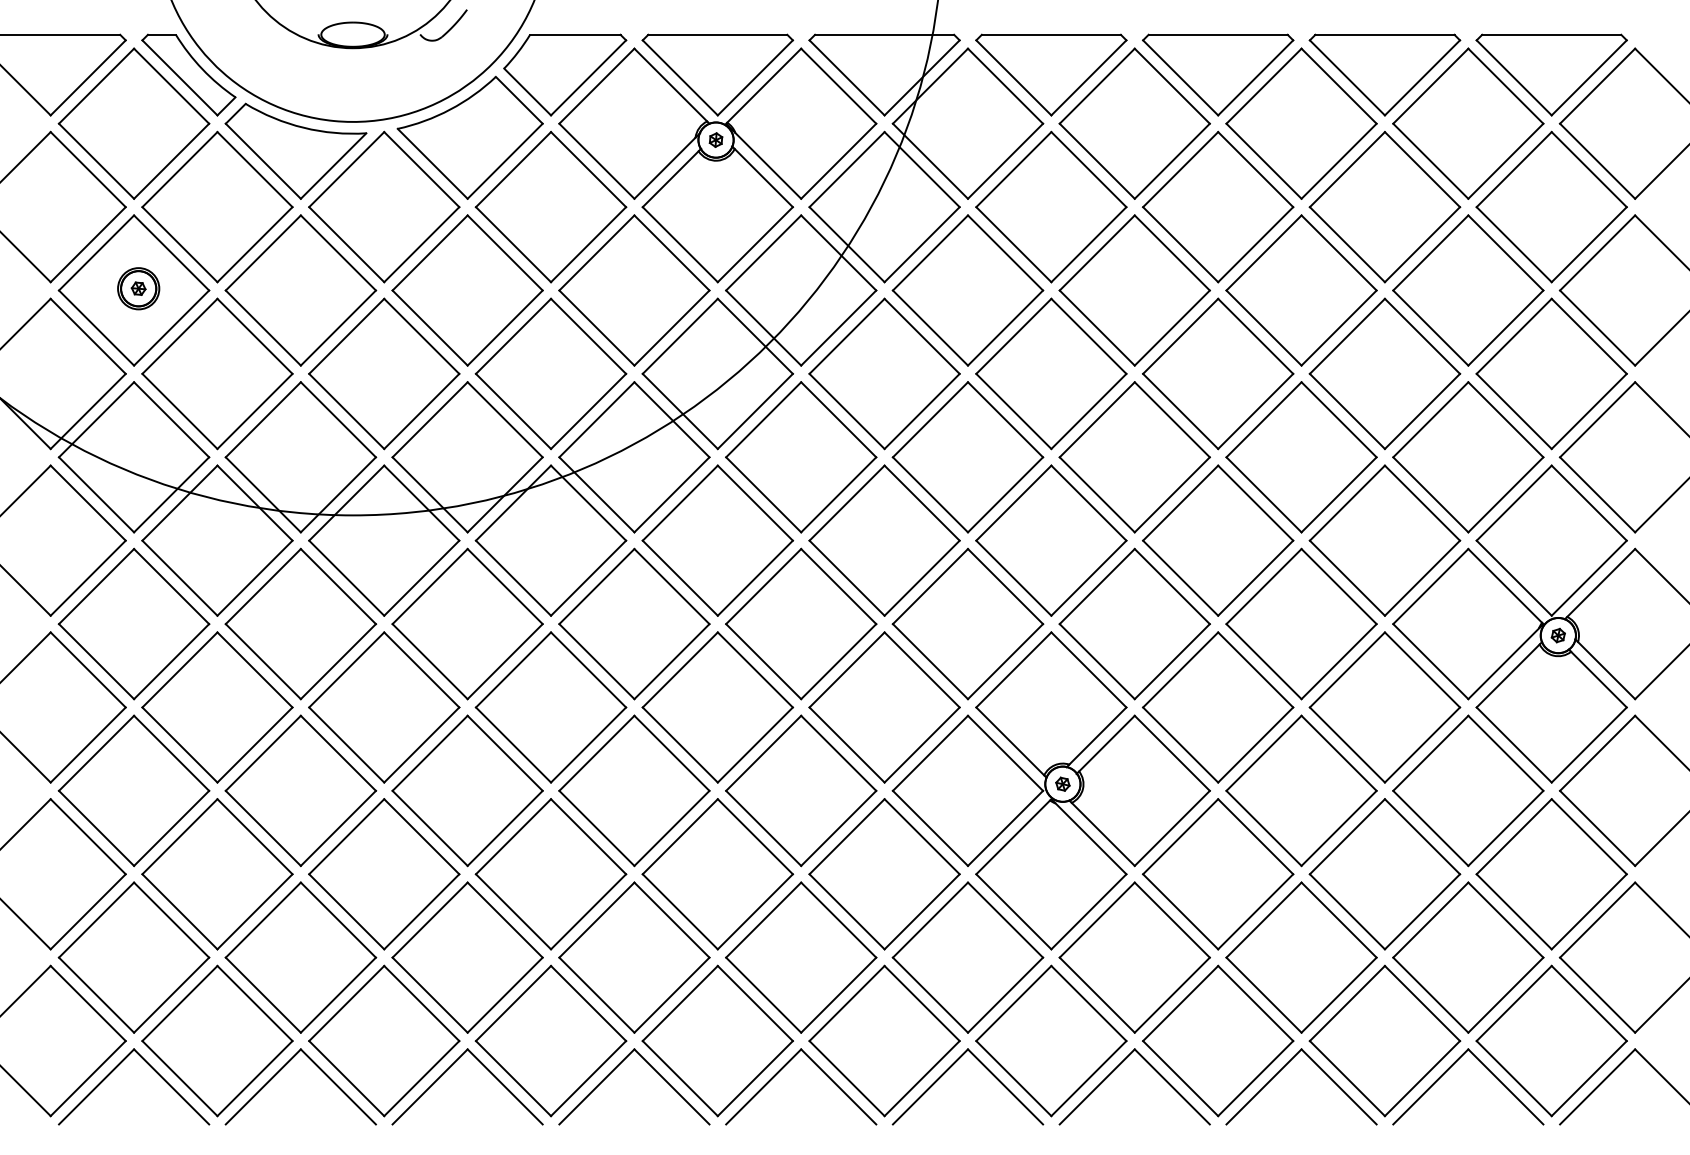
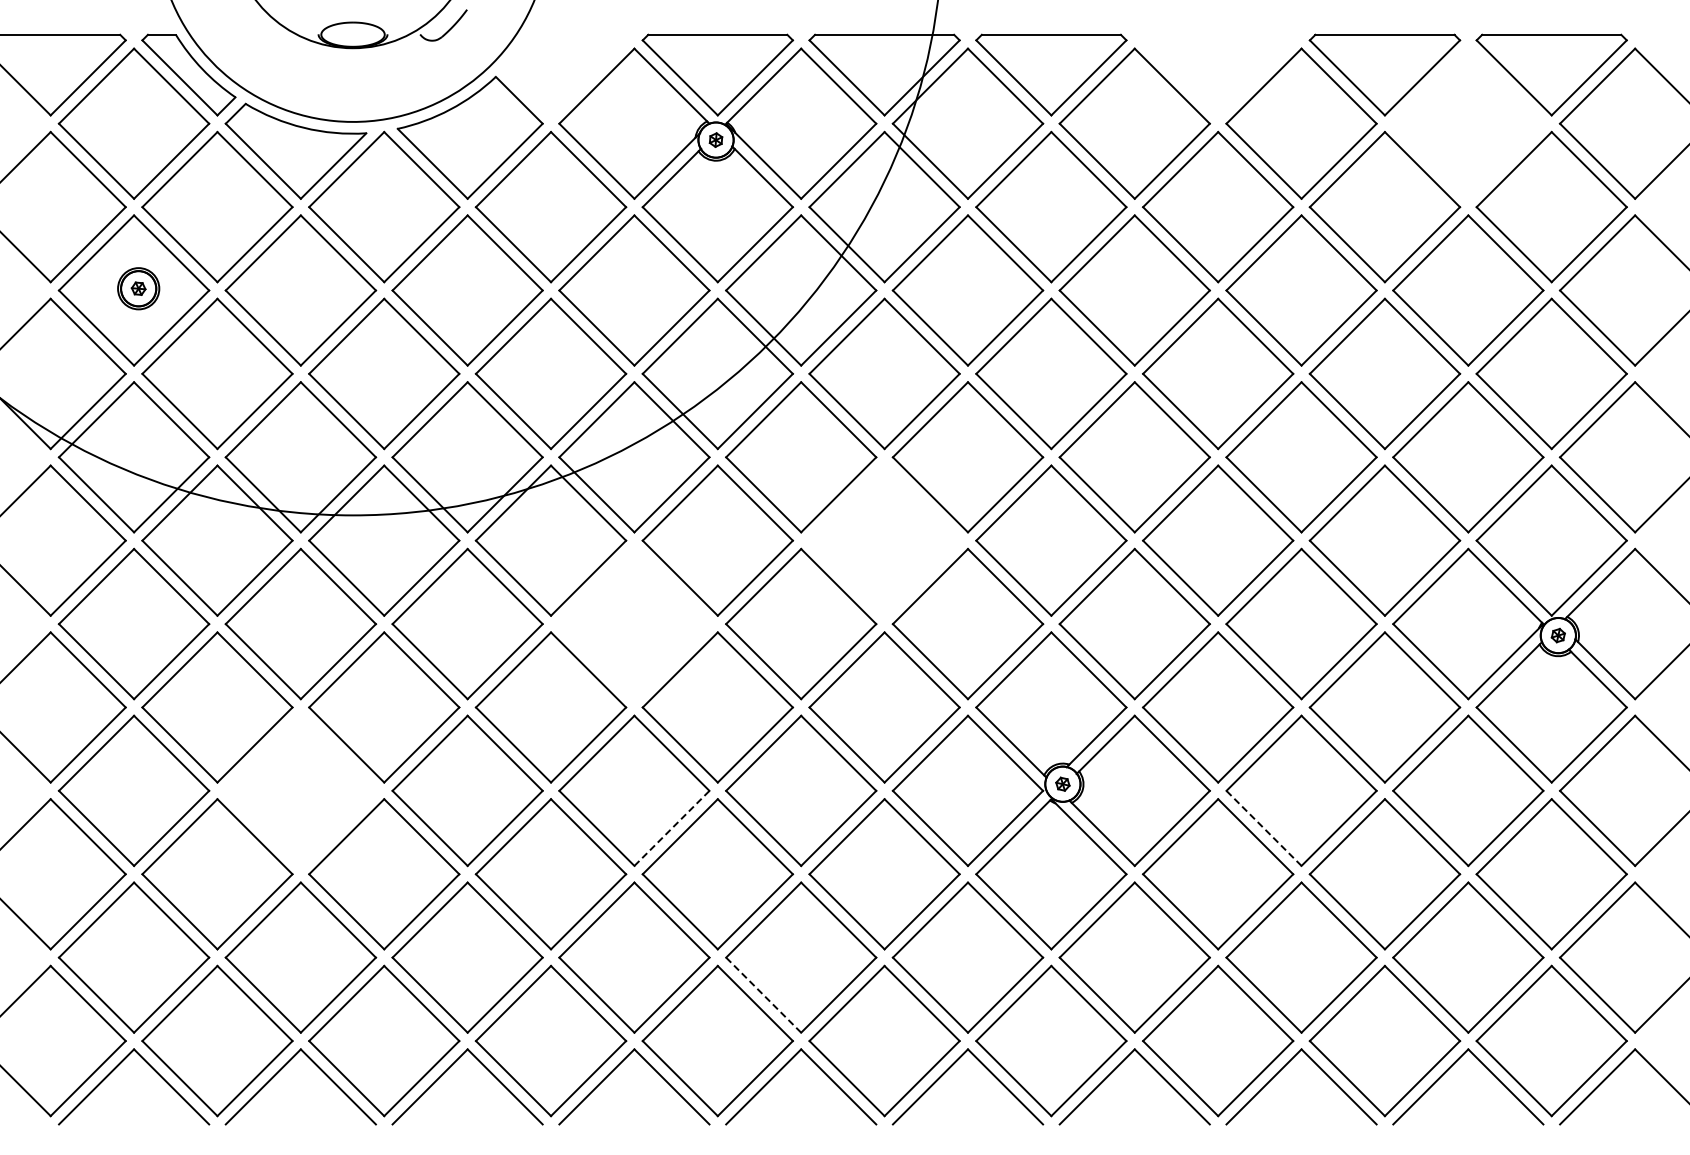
part: present -> none (565, 74)
part: present -> none (1218, 74)
part: present -> none (1468, 123)
part: present -> none (884, 540)
part: present -> none (634, 623)
part: present -> none (300, 790)
line: solid -> dashed (672, 828)
line: solid -> dashed (1263, 828)
line: solid -> dashed (763, 994)
